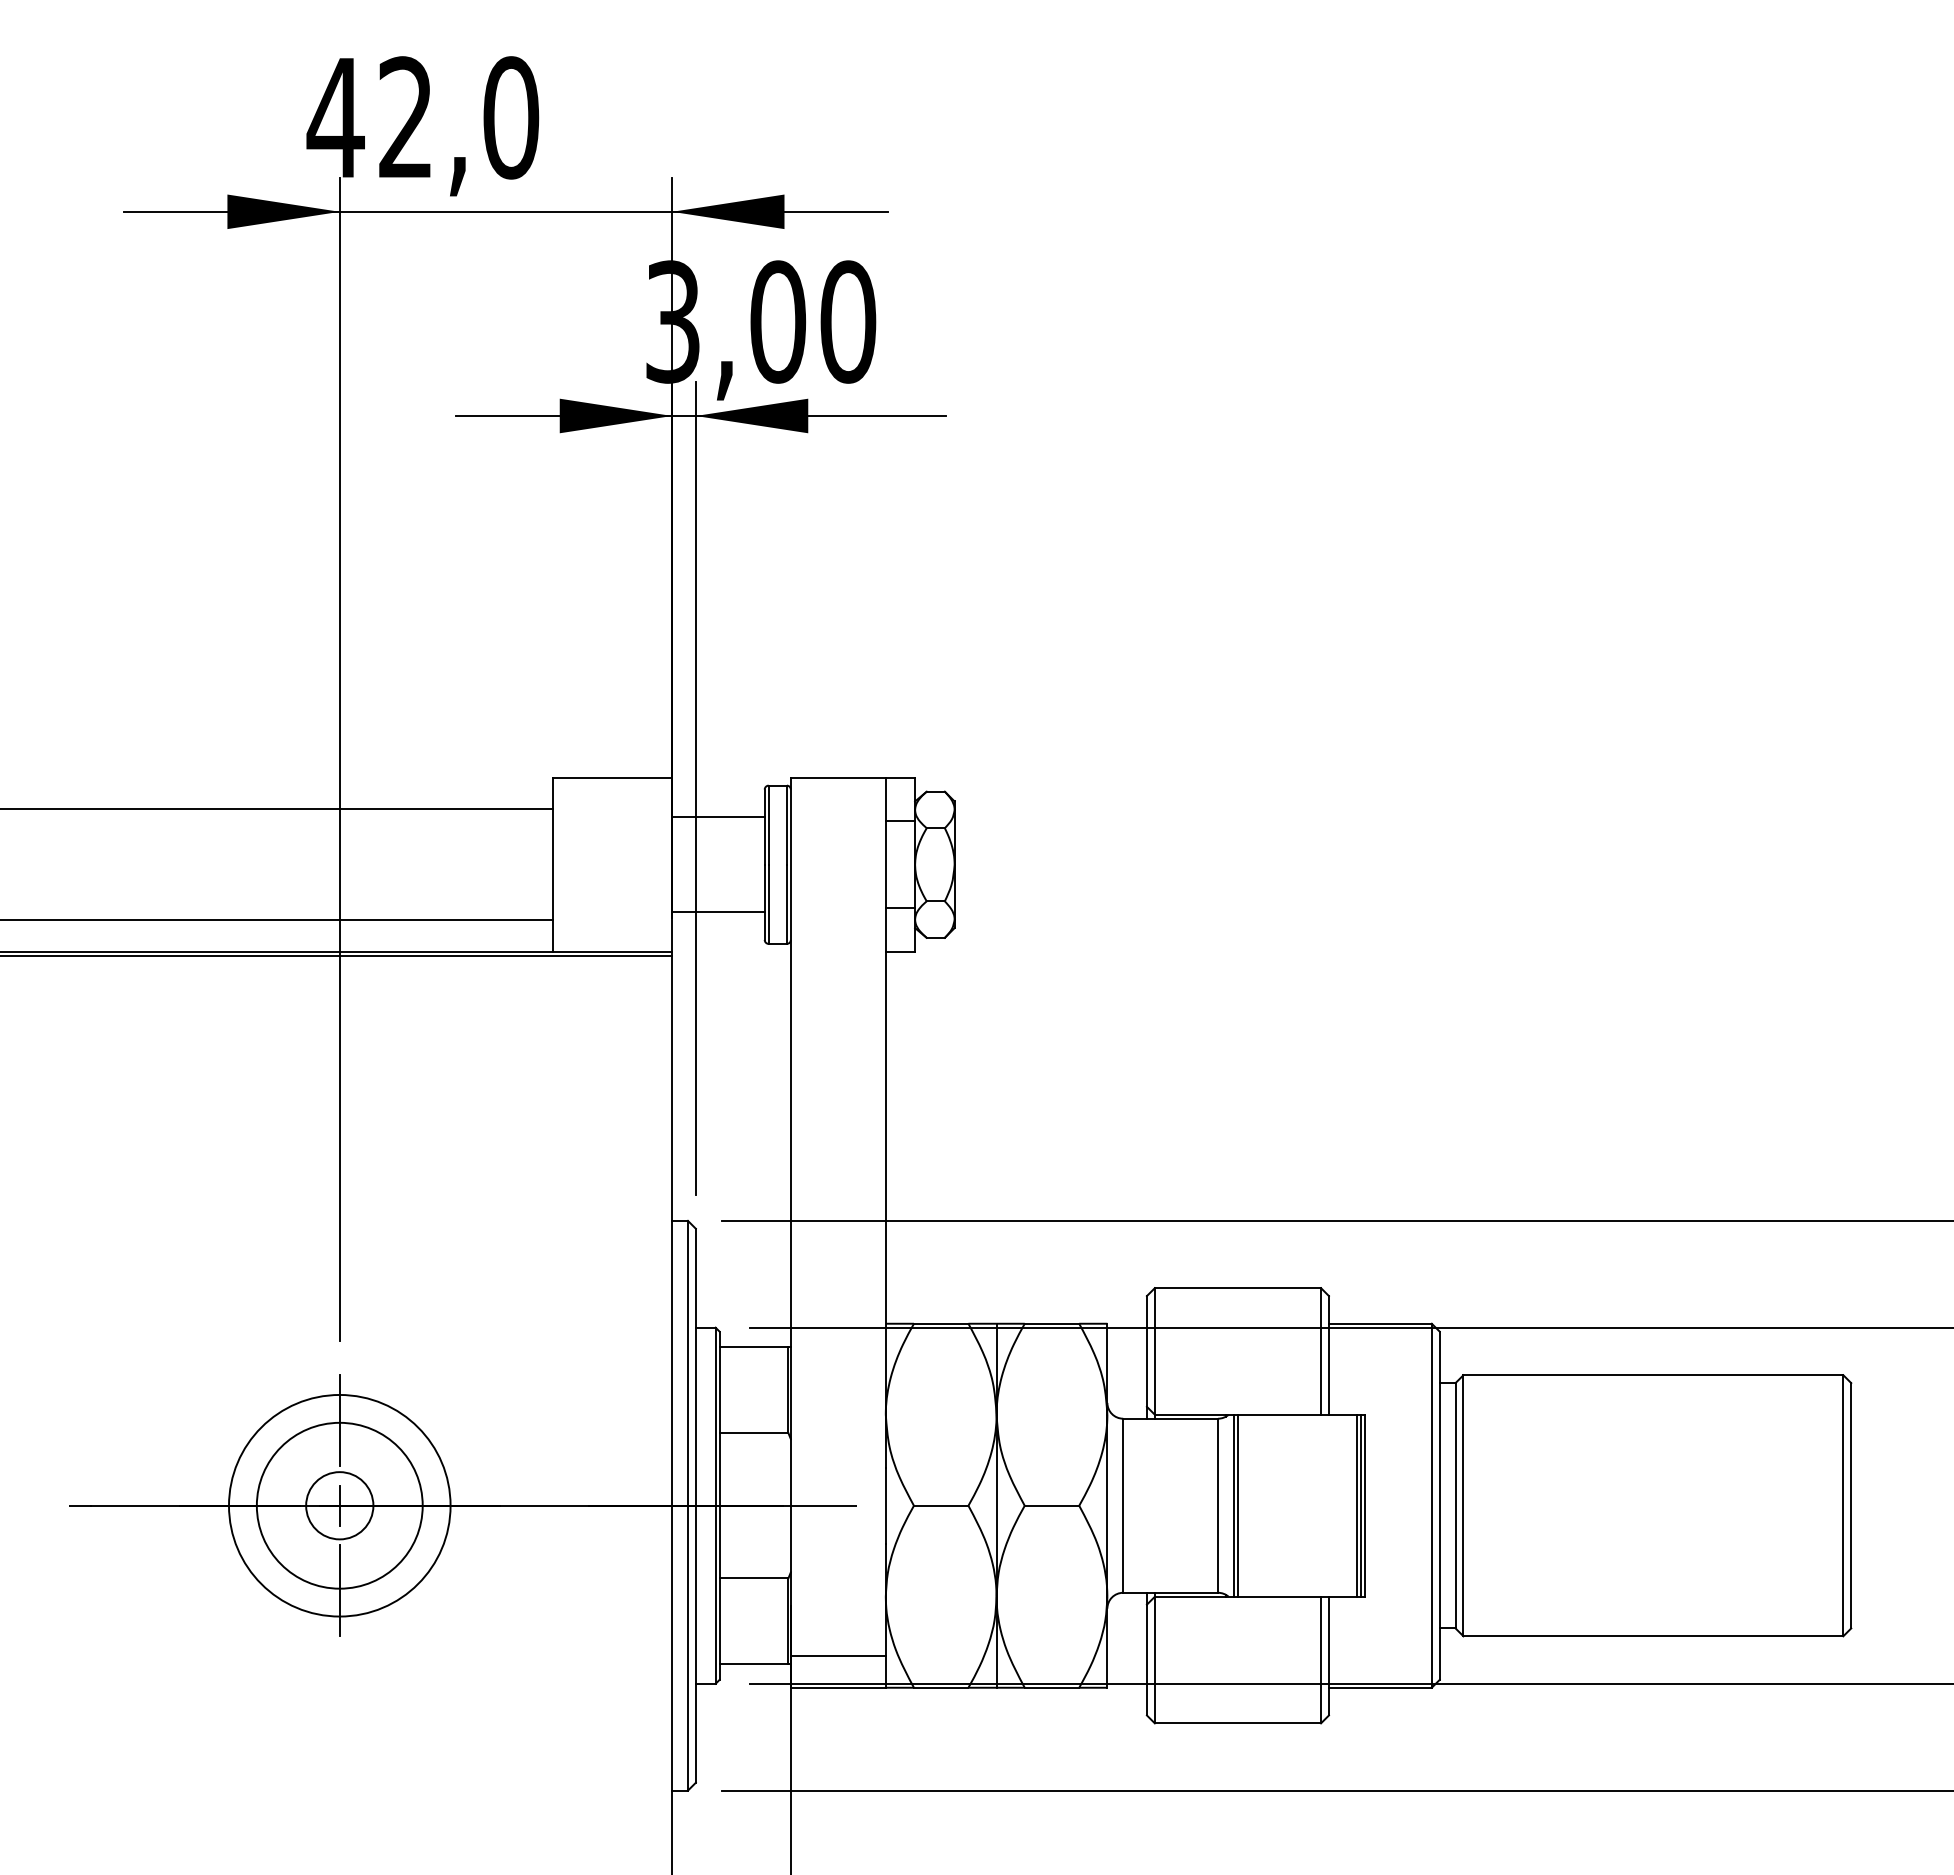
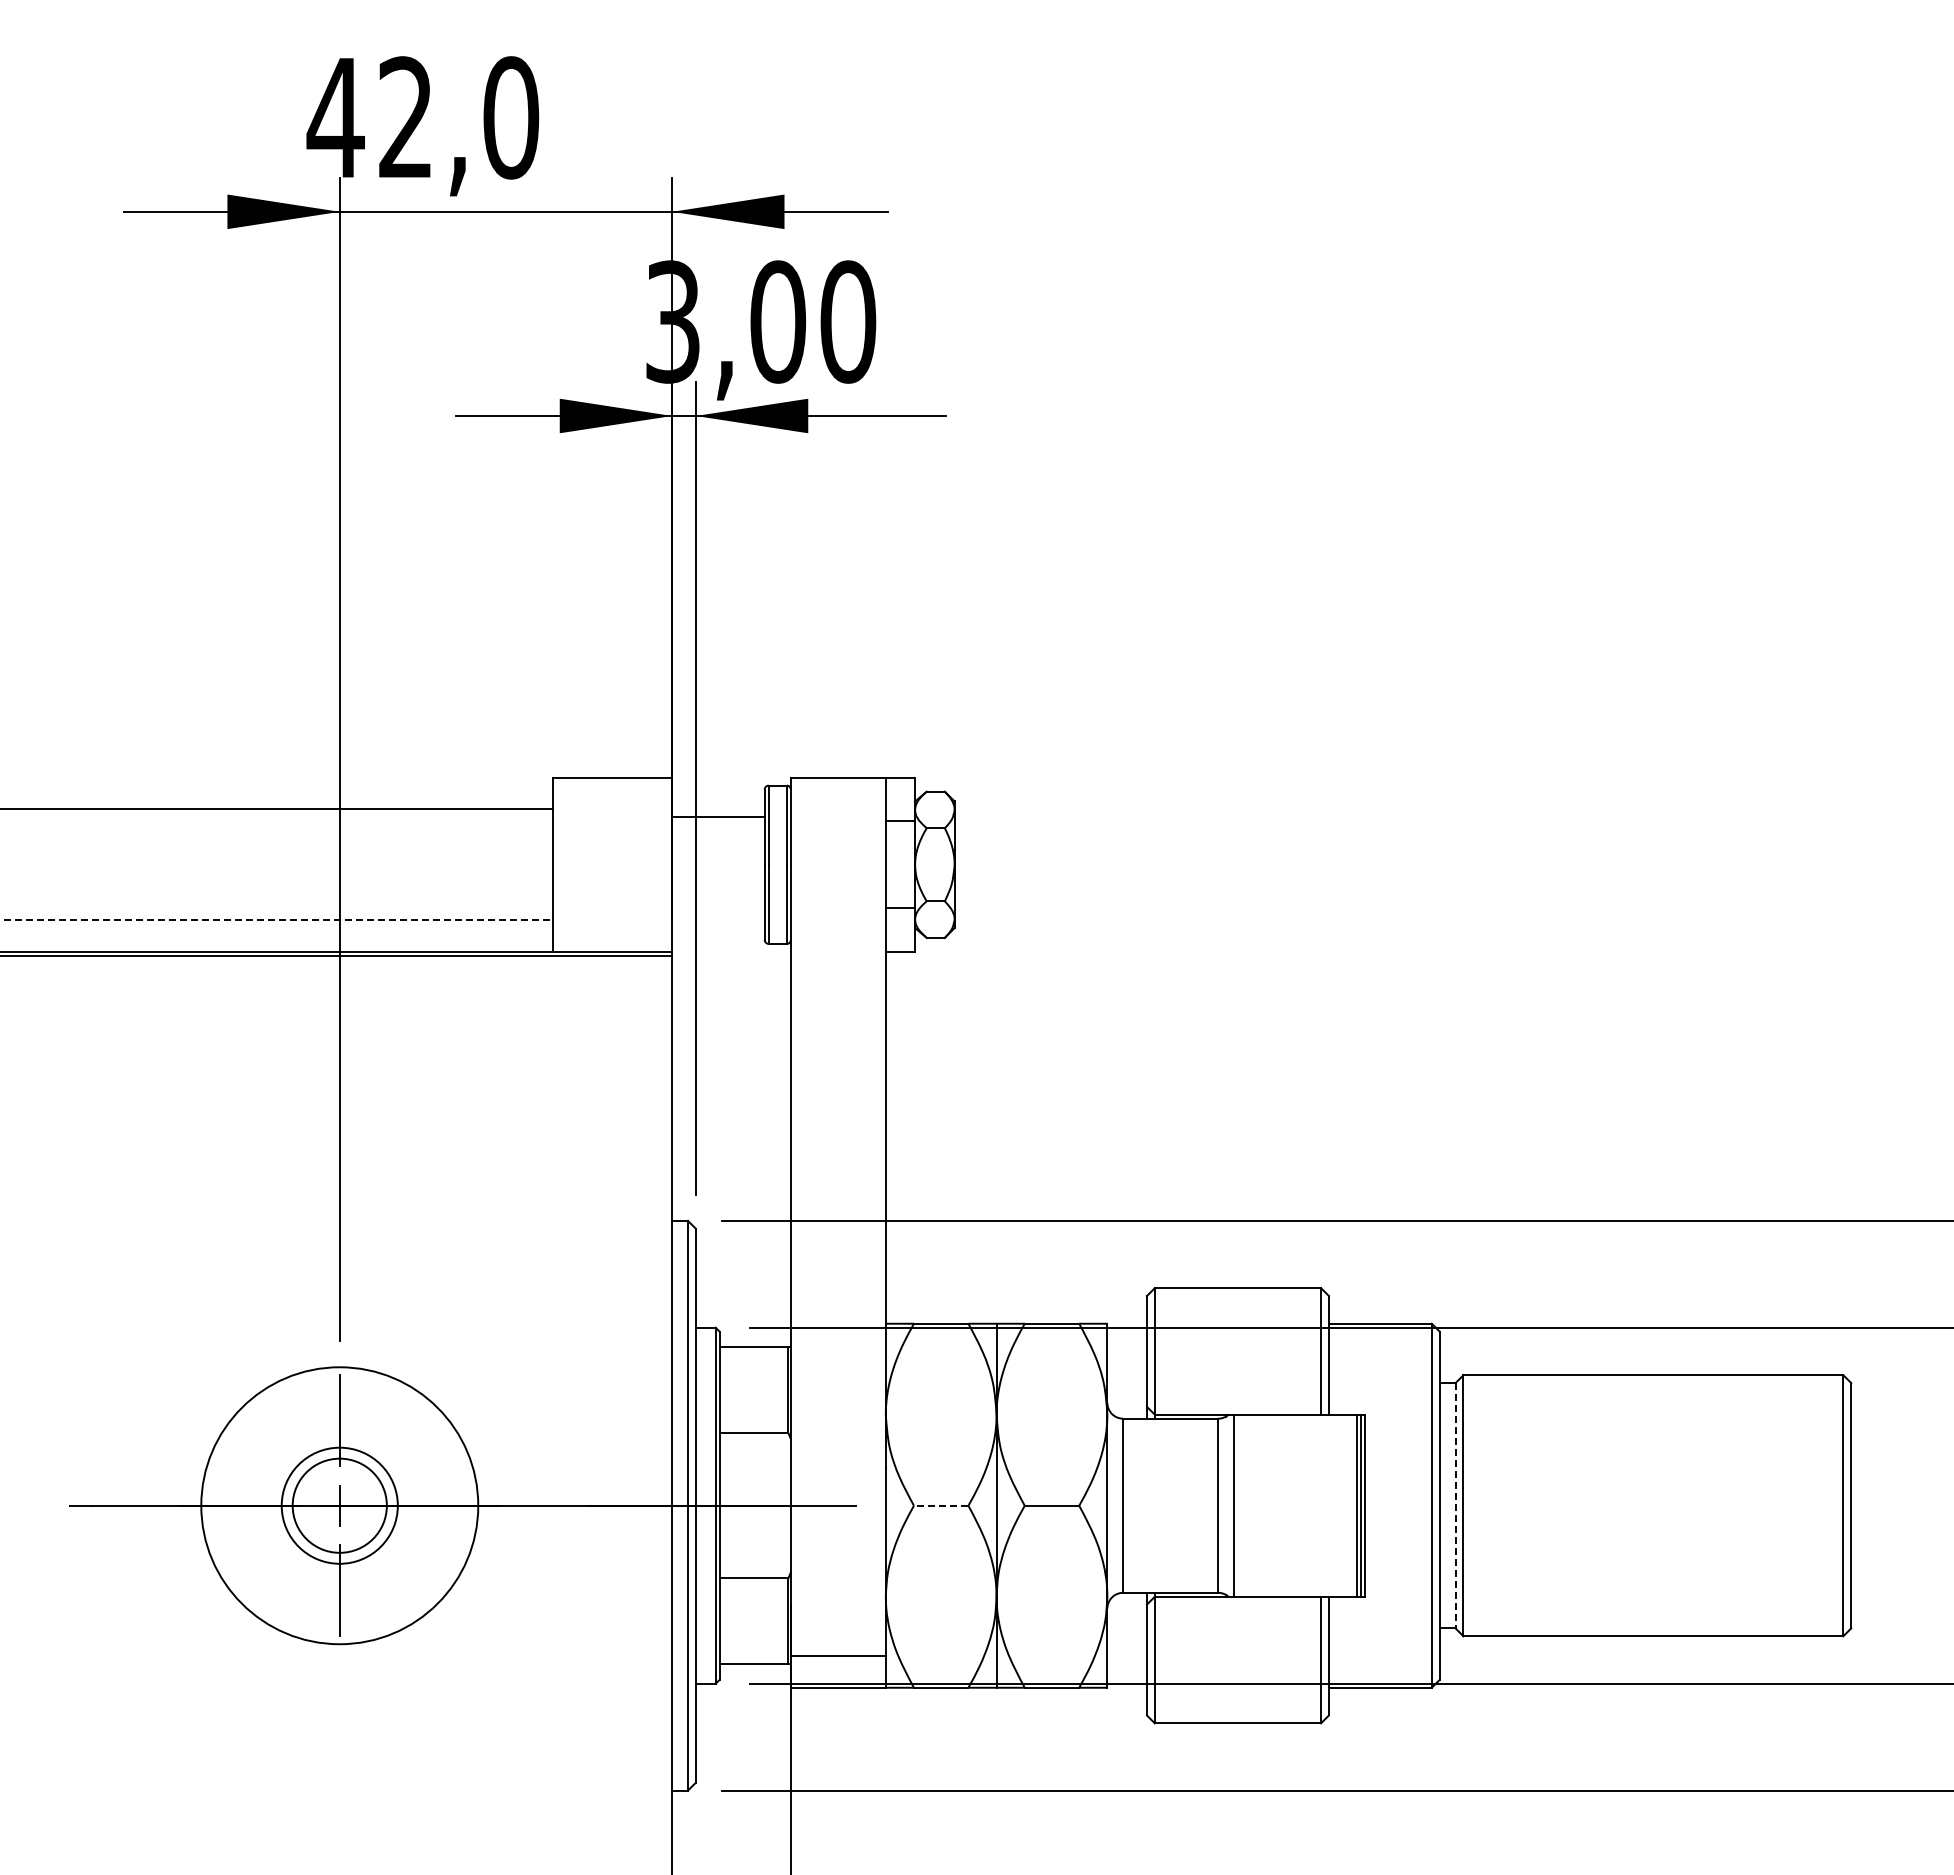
line: present -> none (718, 912)
line: solid -> dashed (277, 920)
circle diameter: 166 px -> 116 px (339, 1505)
circle diameter: 222 px -> 277 px (339, 1505)
circle diameter: 67 px -> 94 px (339, 1505)
line: solid -> dashed (940, 1505)
line: present -> none (1237, 1505)
line: solid -> dashed (1455, 1505)
